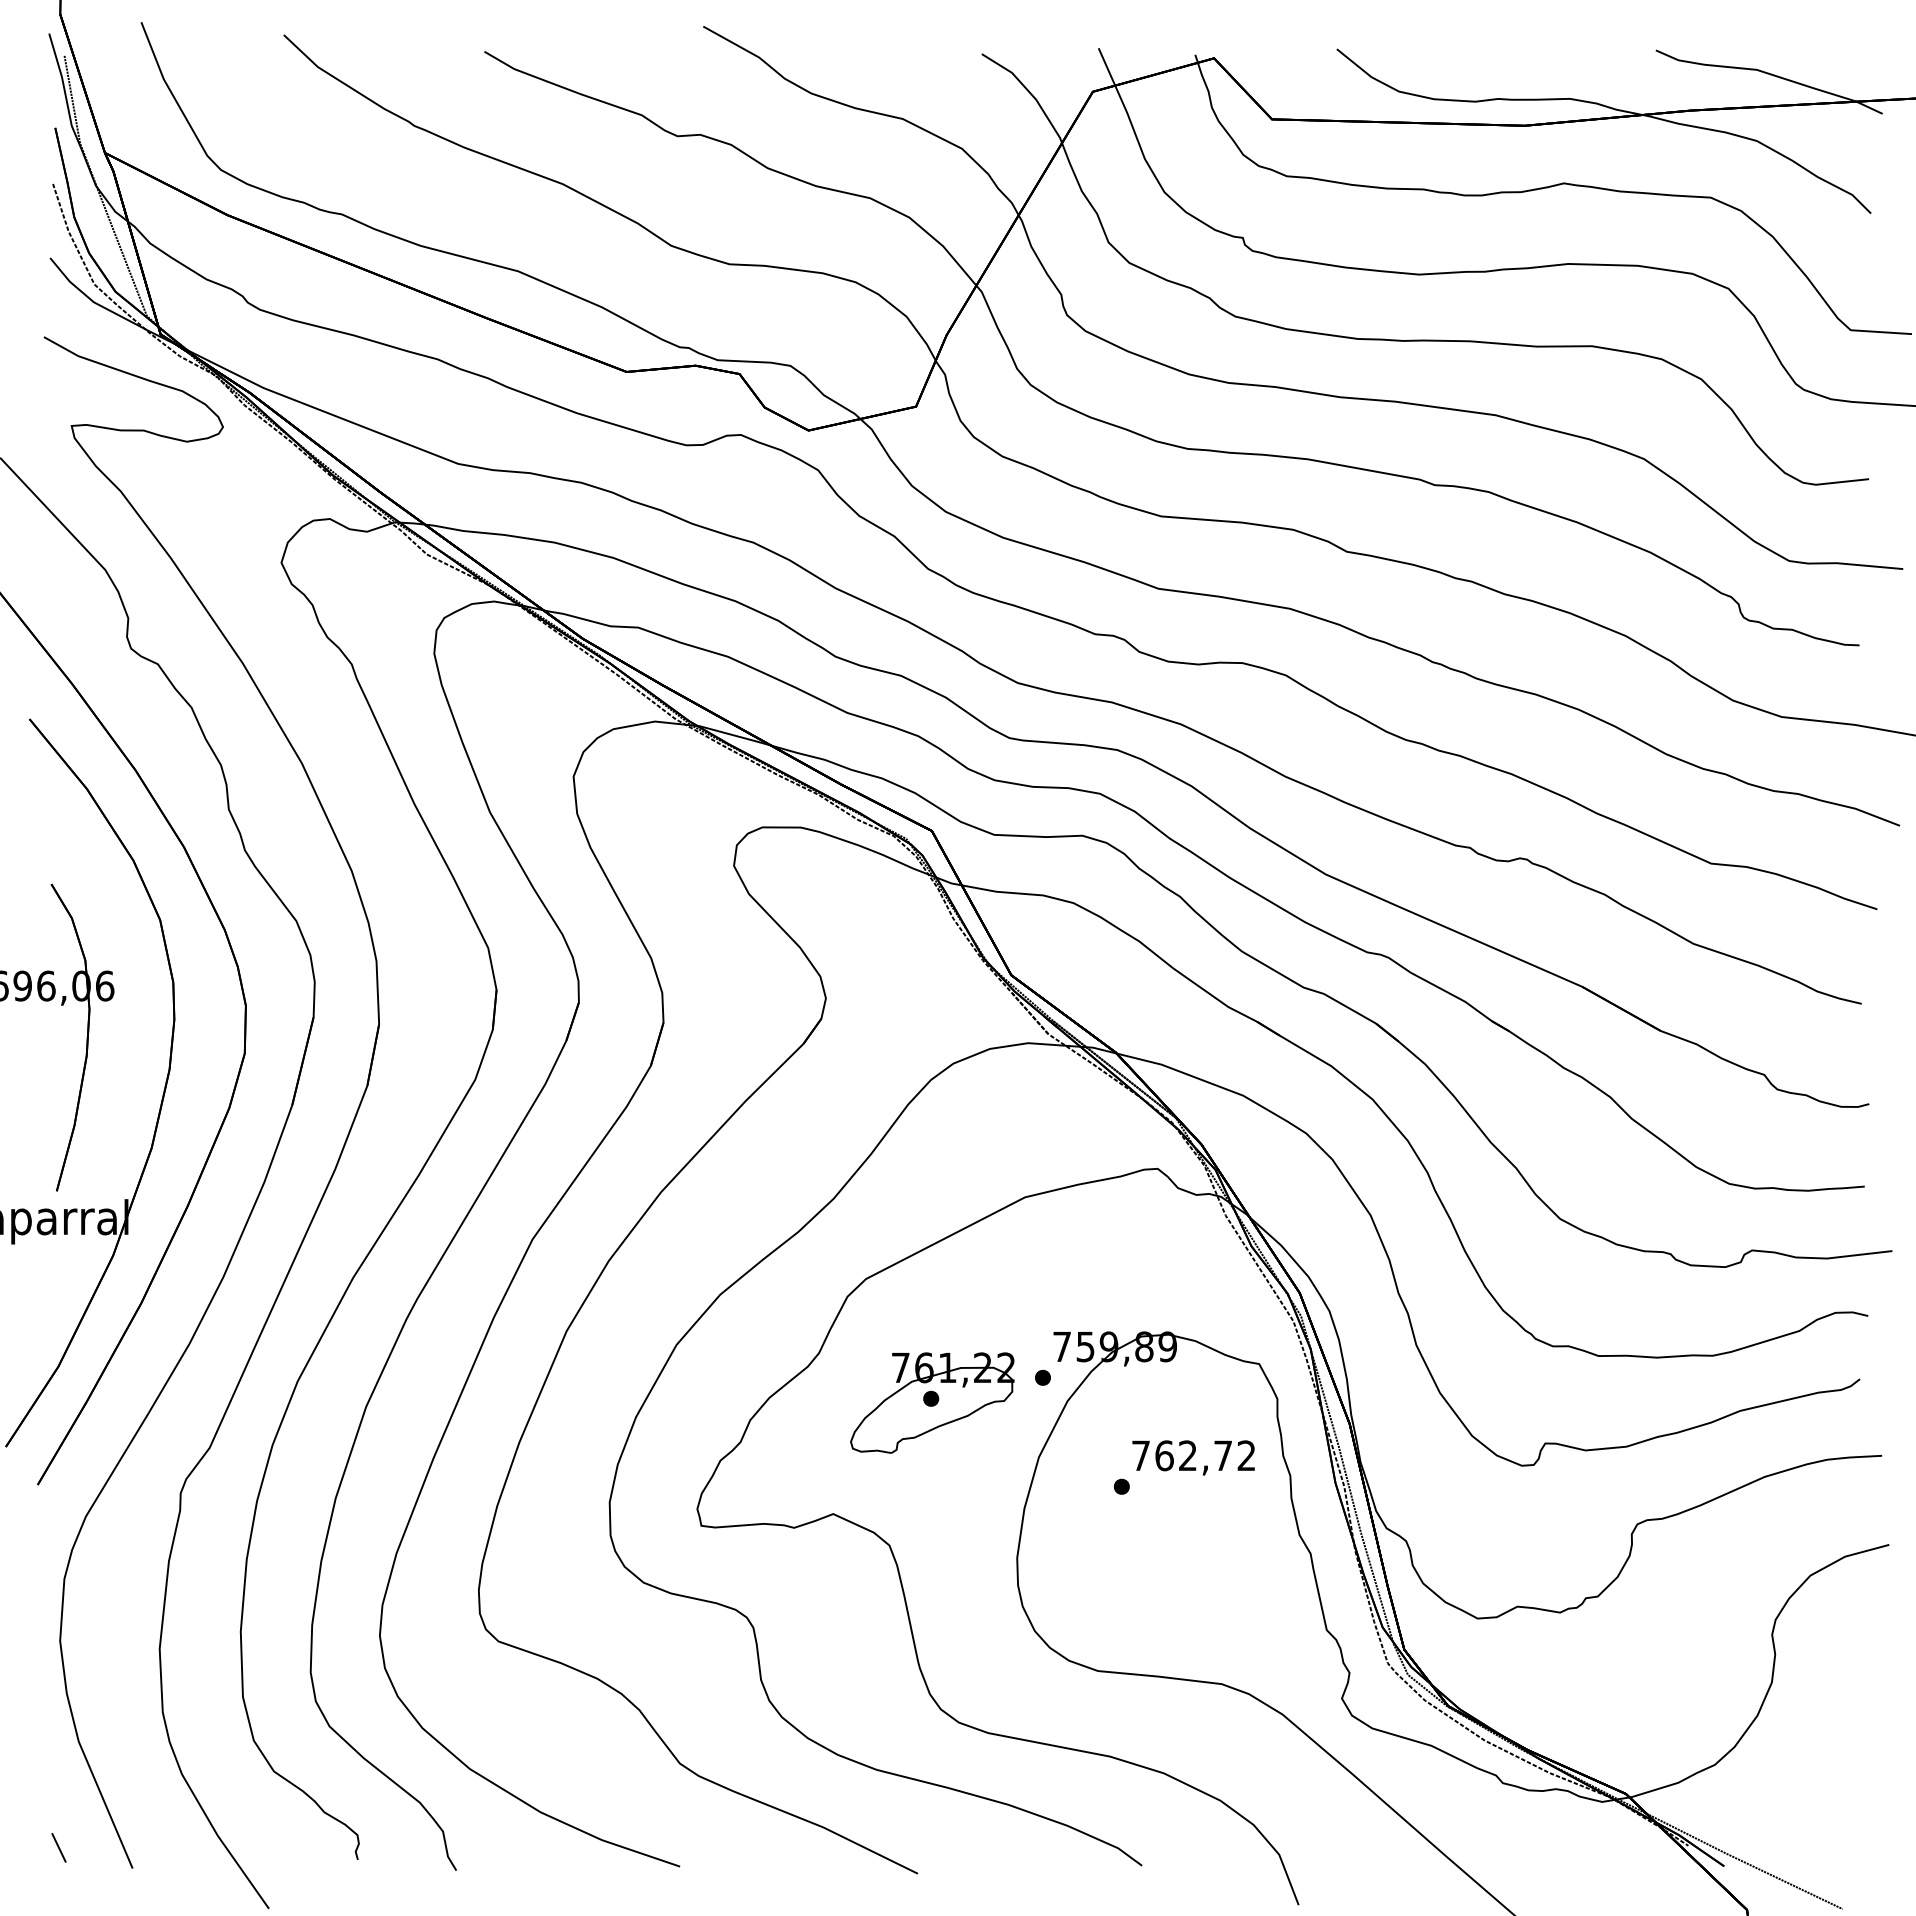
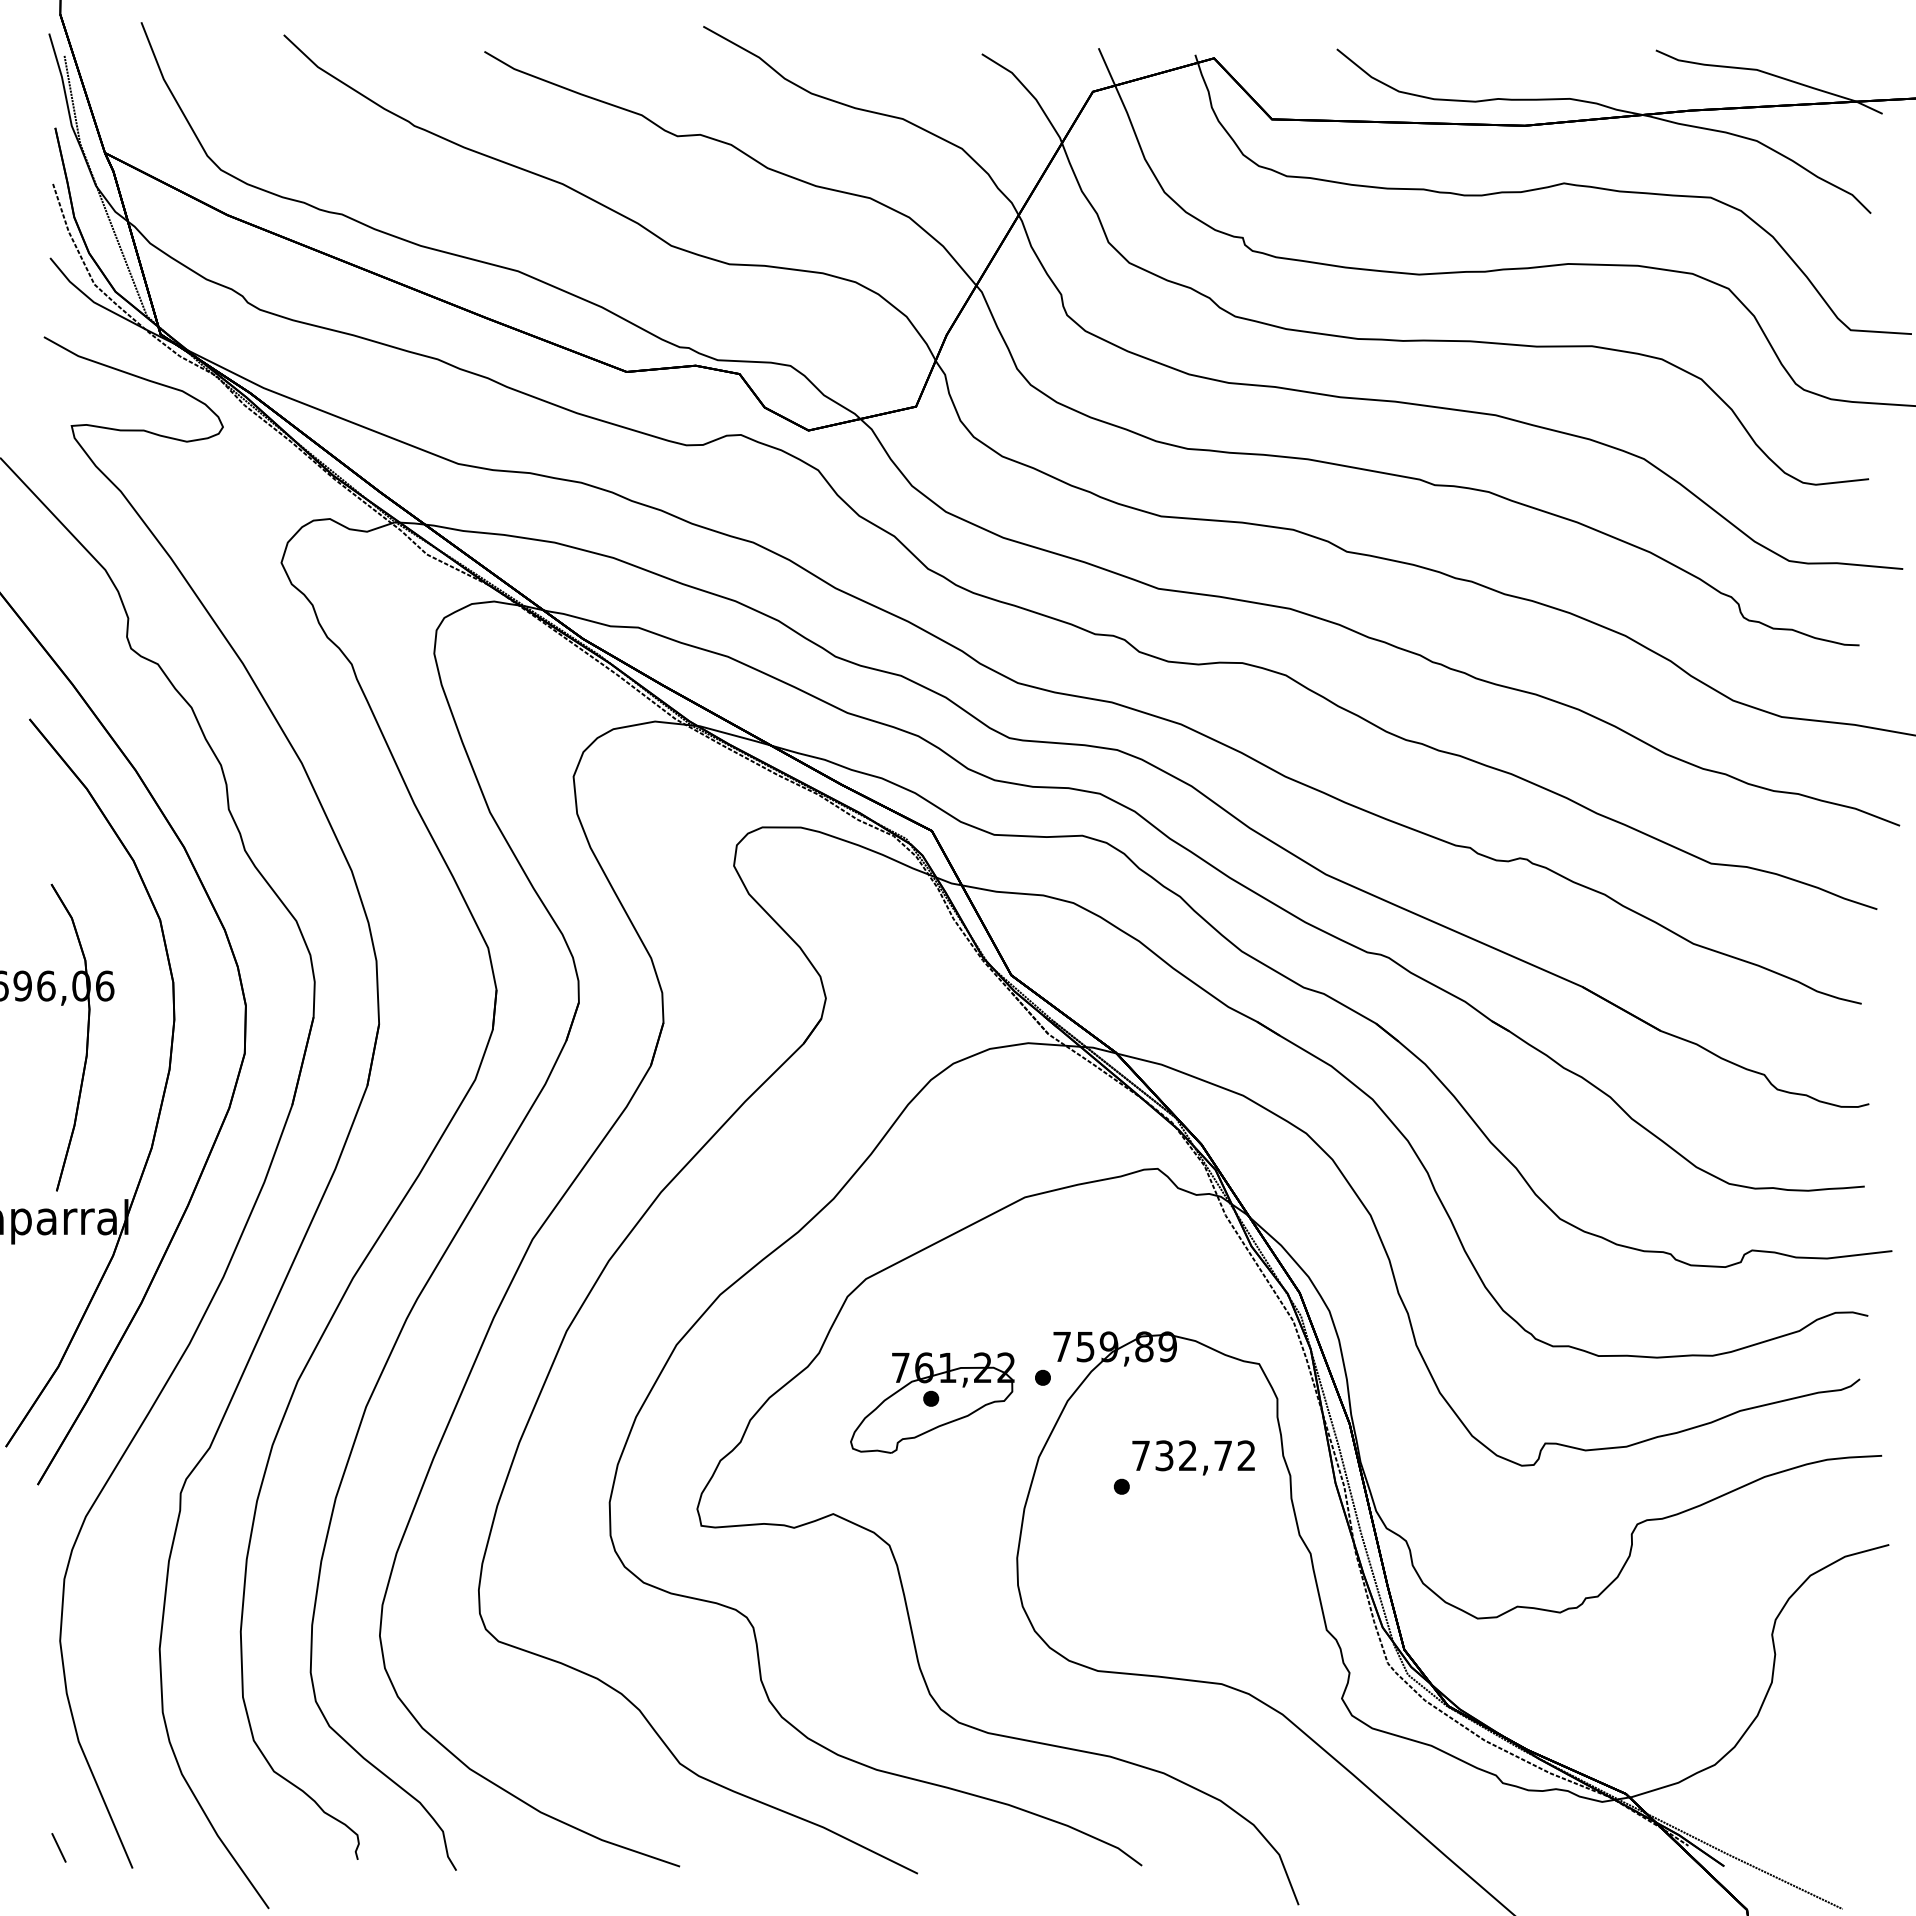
text: 762,72 -> 732,72 (1164, 1455)
